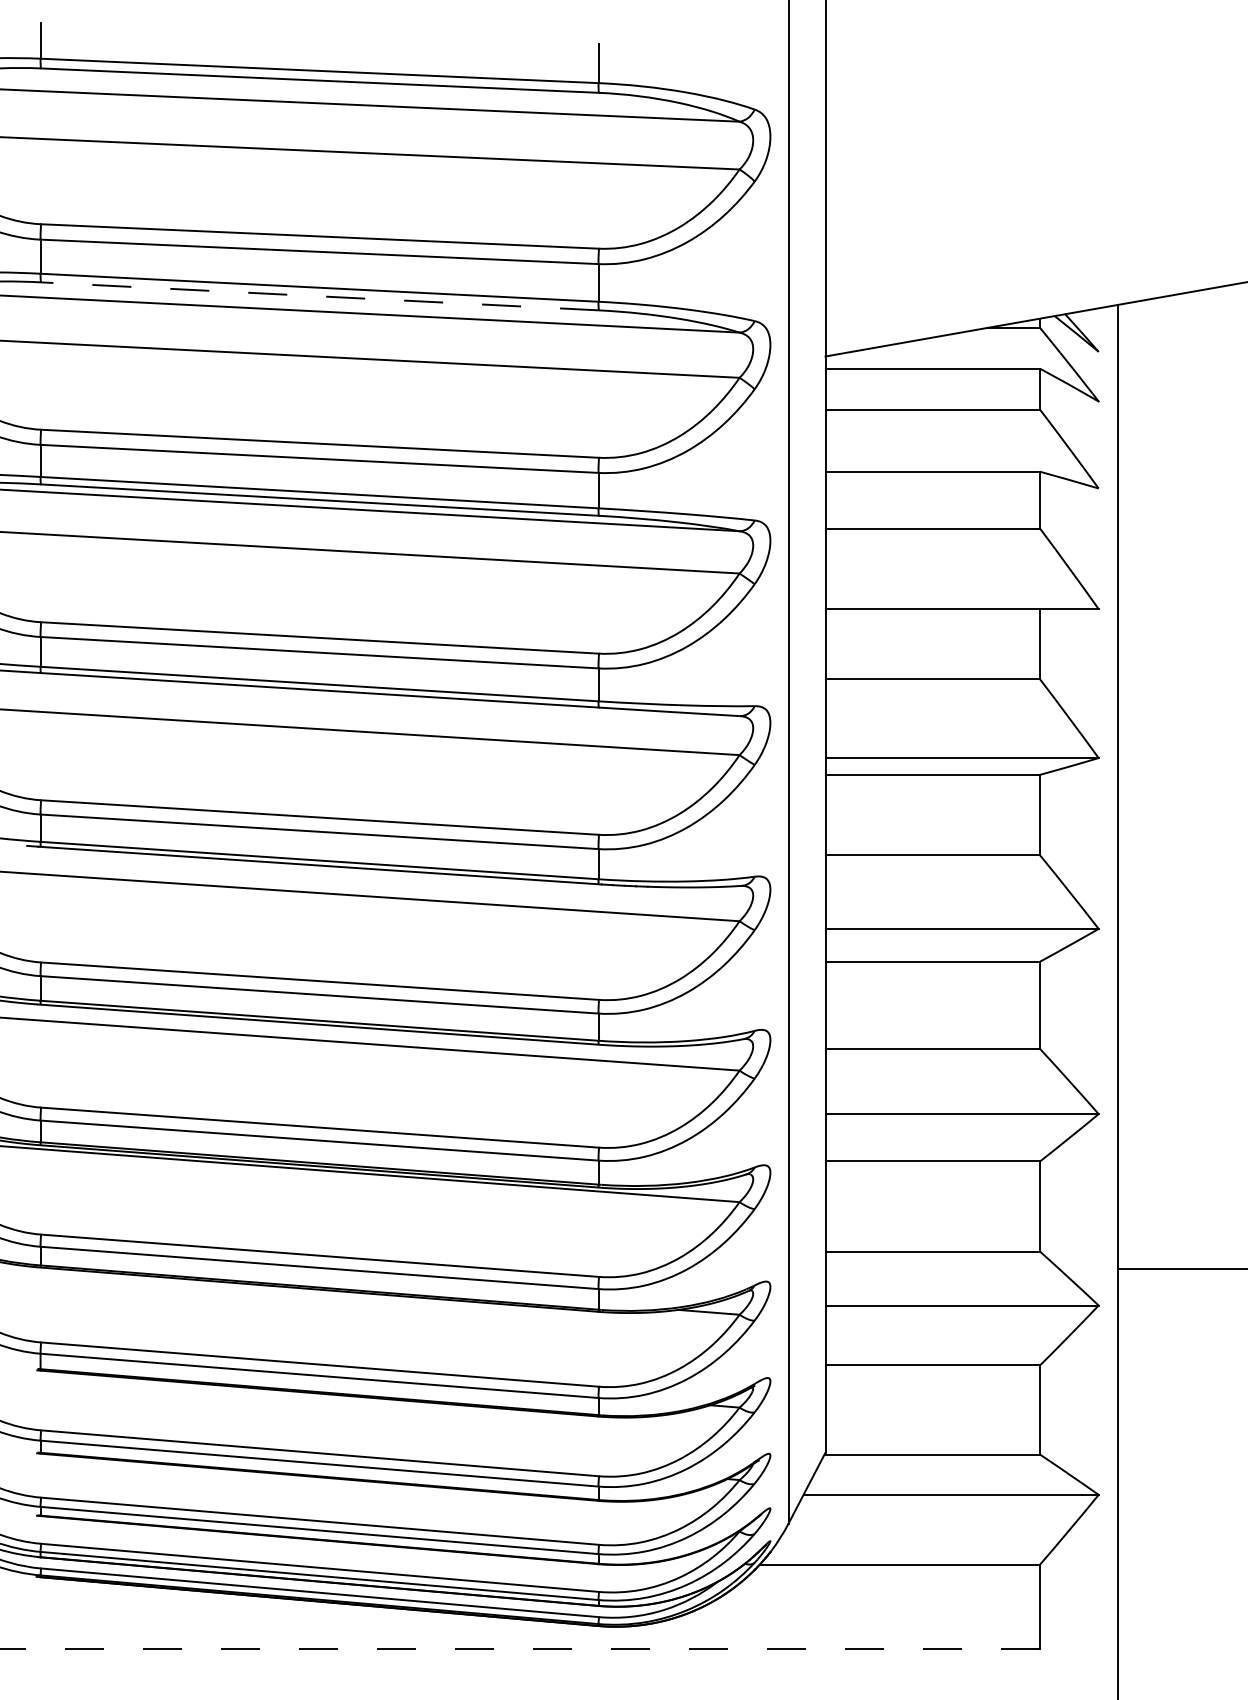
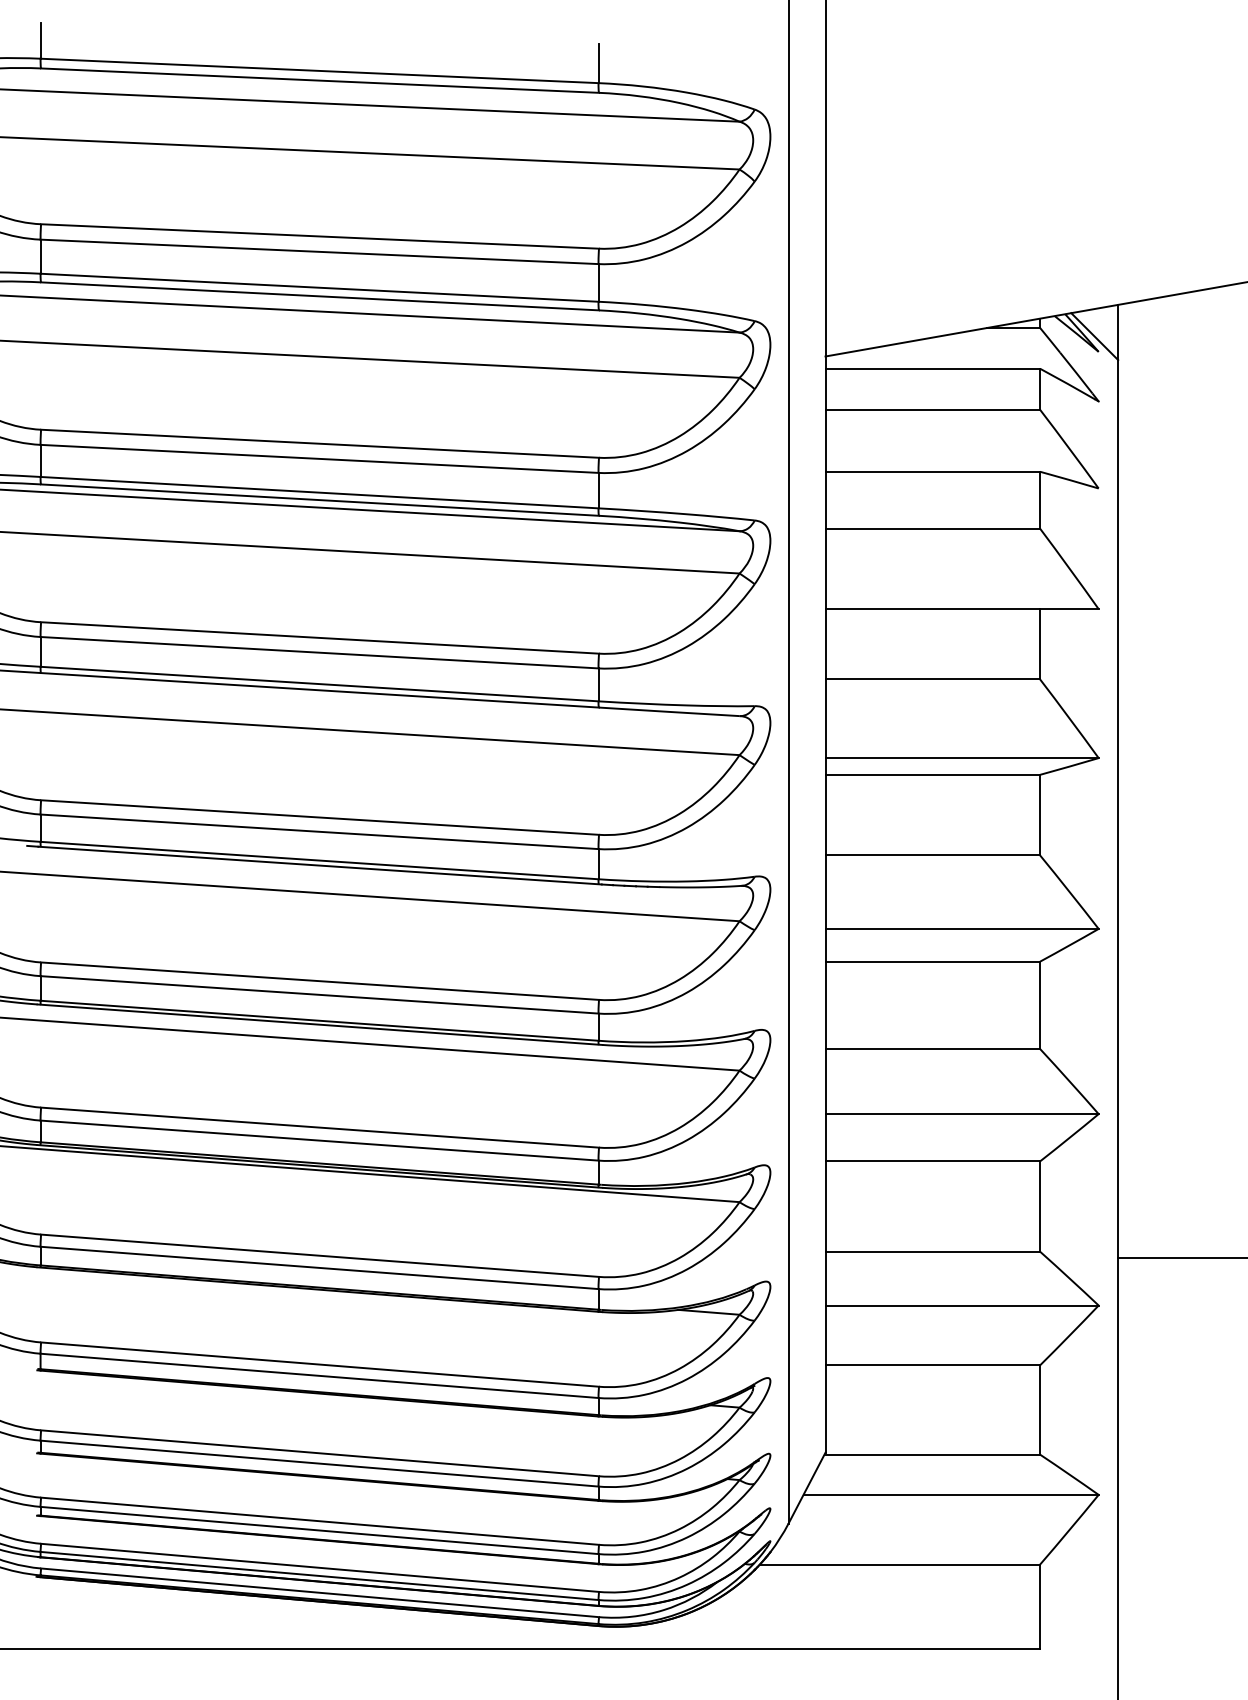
line: dashed -> solid (319, 296)
line: none -> present (1094, 336)
line position: (1181, 1268) -> (1181, 1257) (1181, 1257)
line: dashed -> solid (520, 1648)
